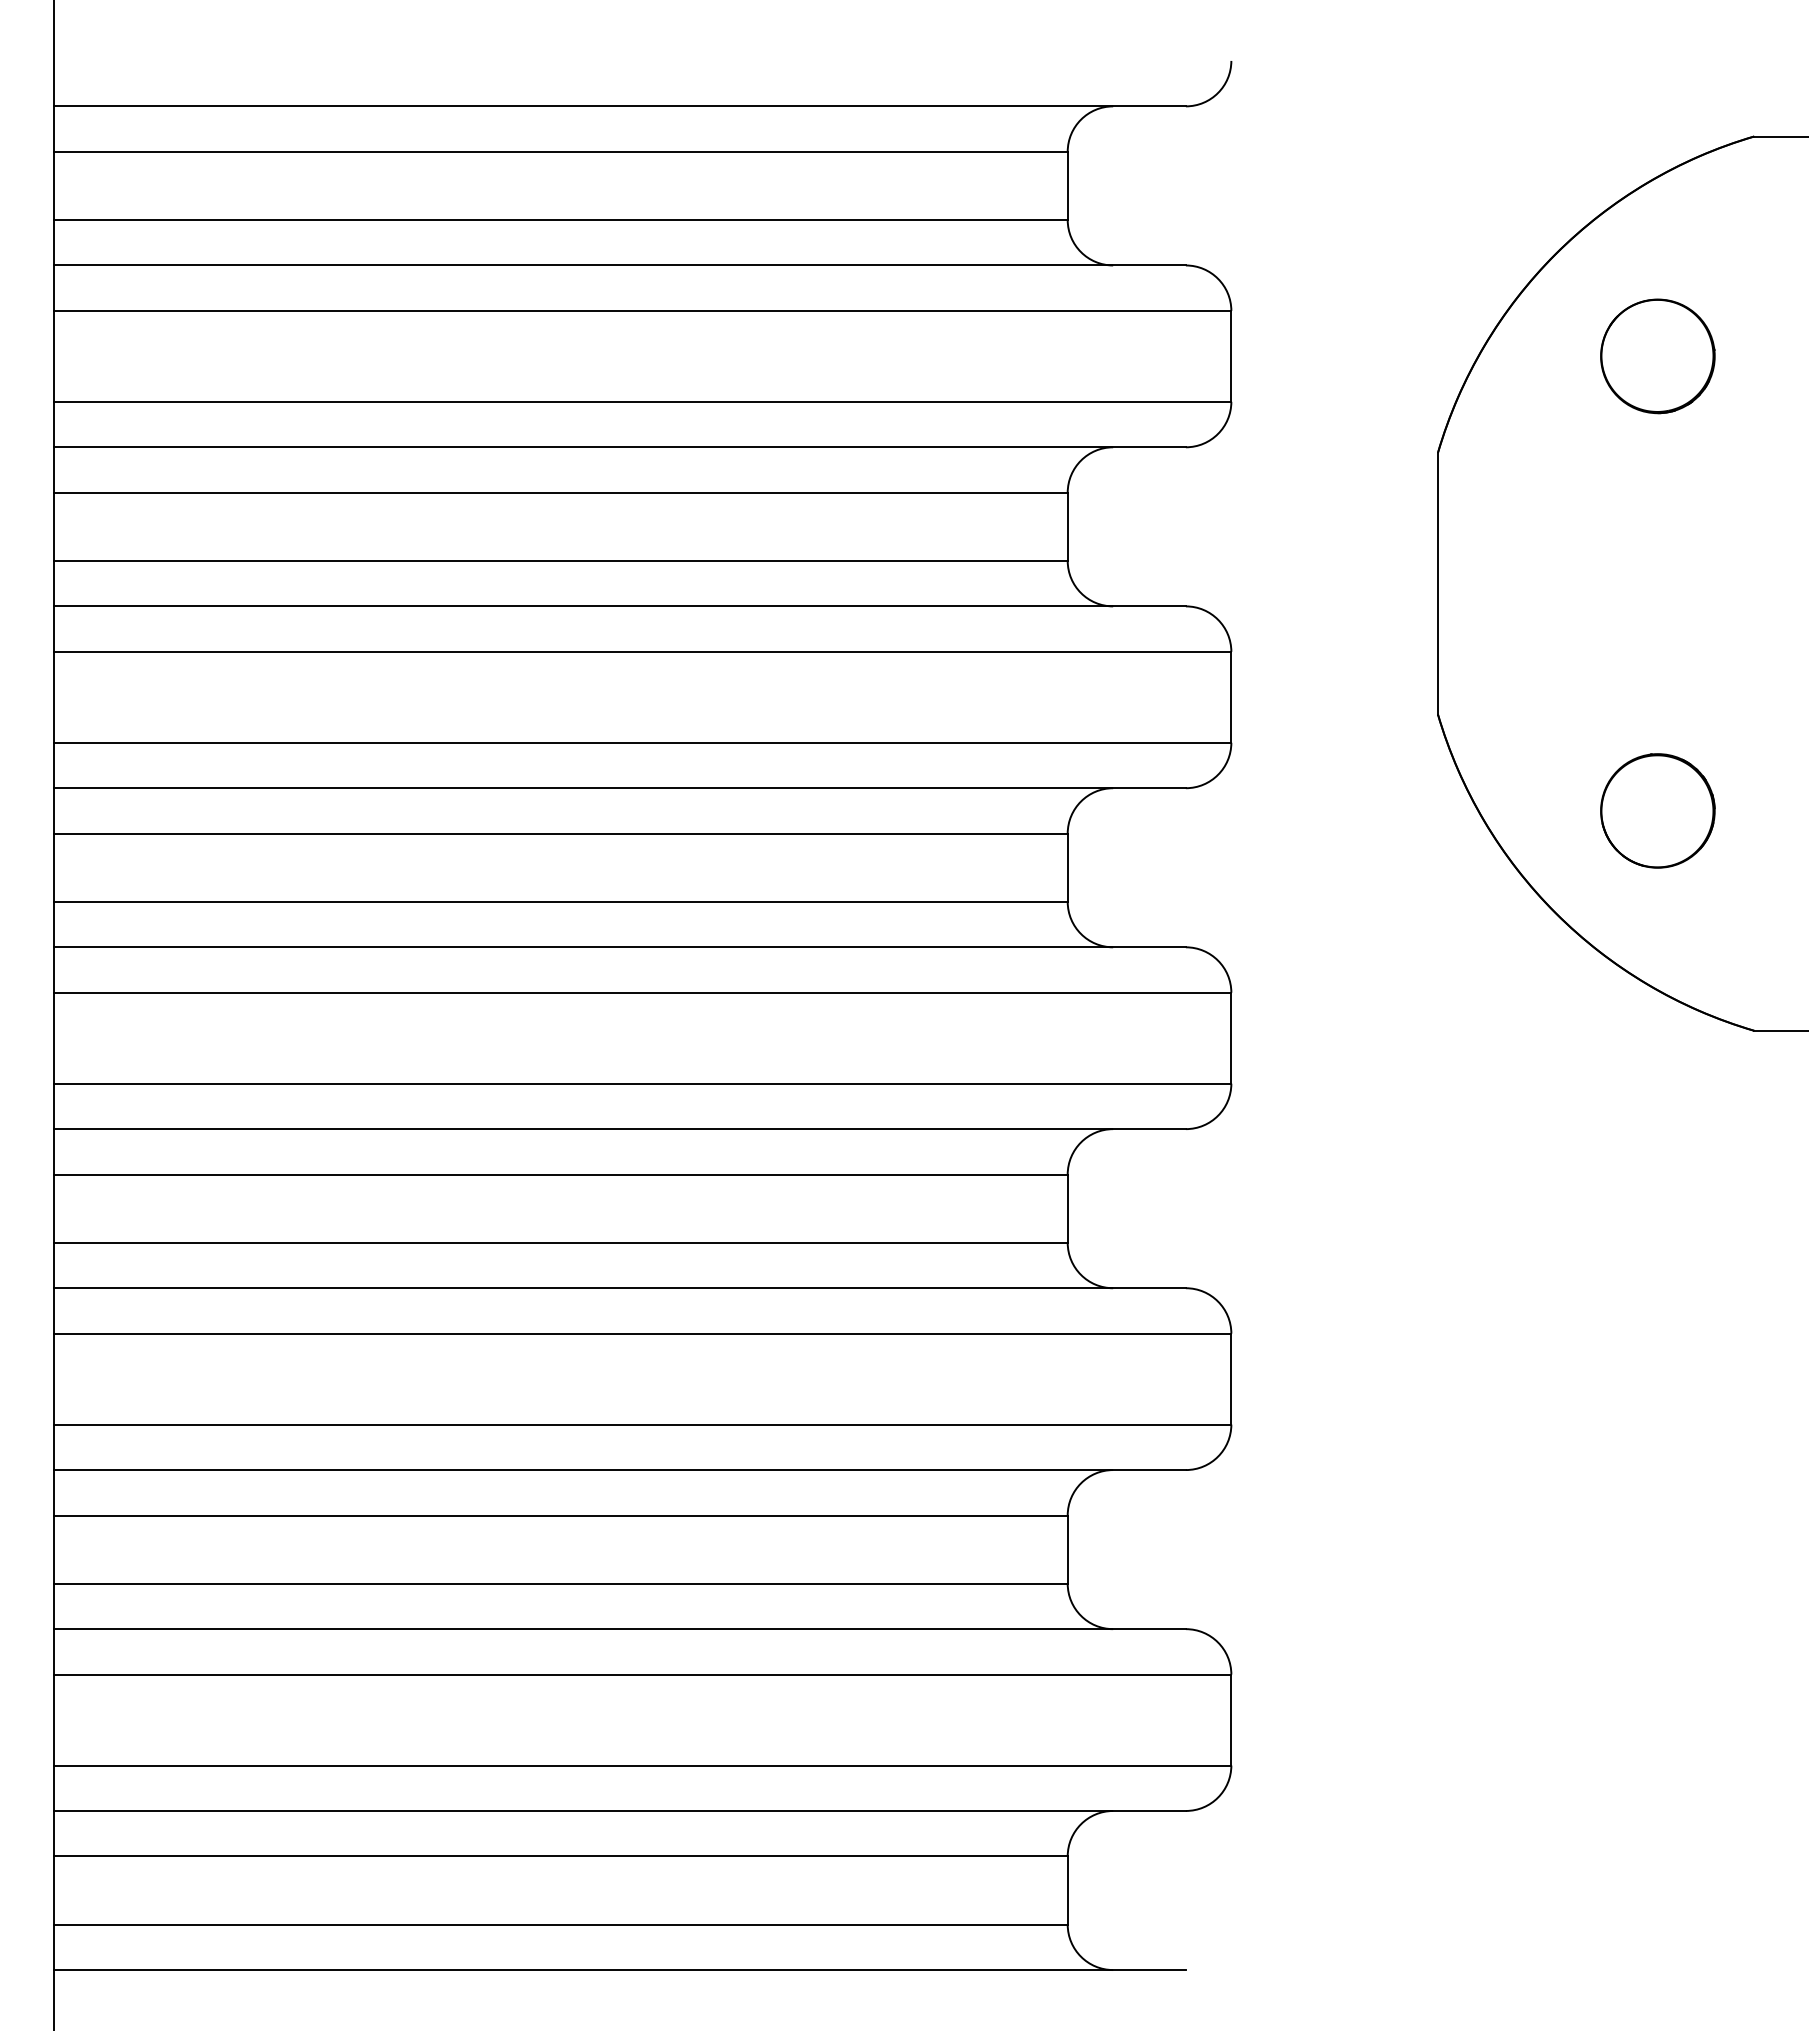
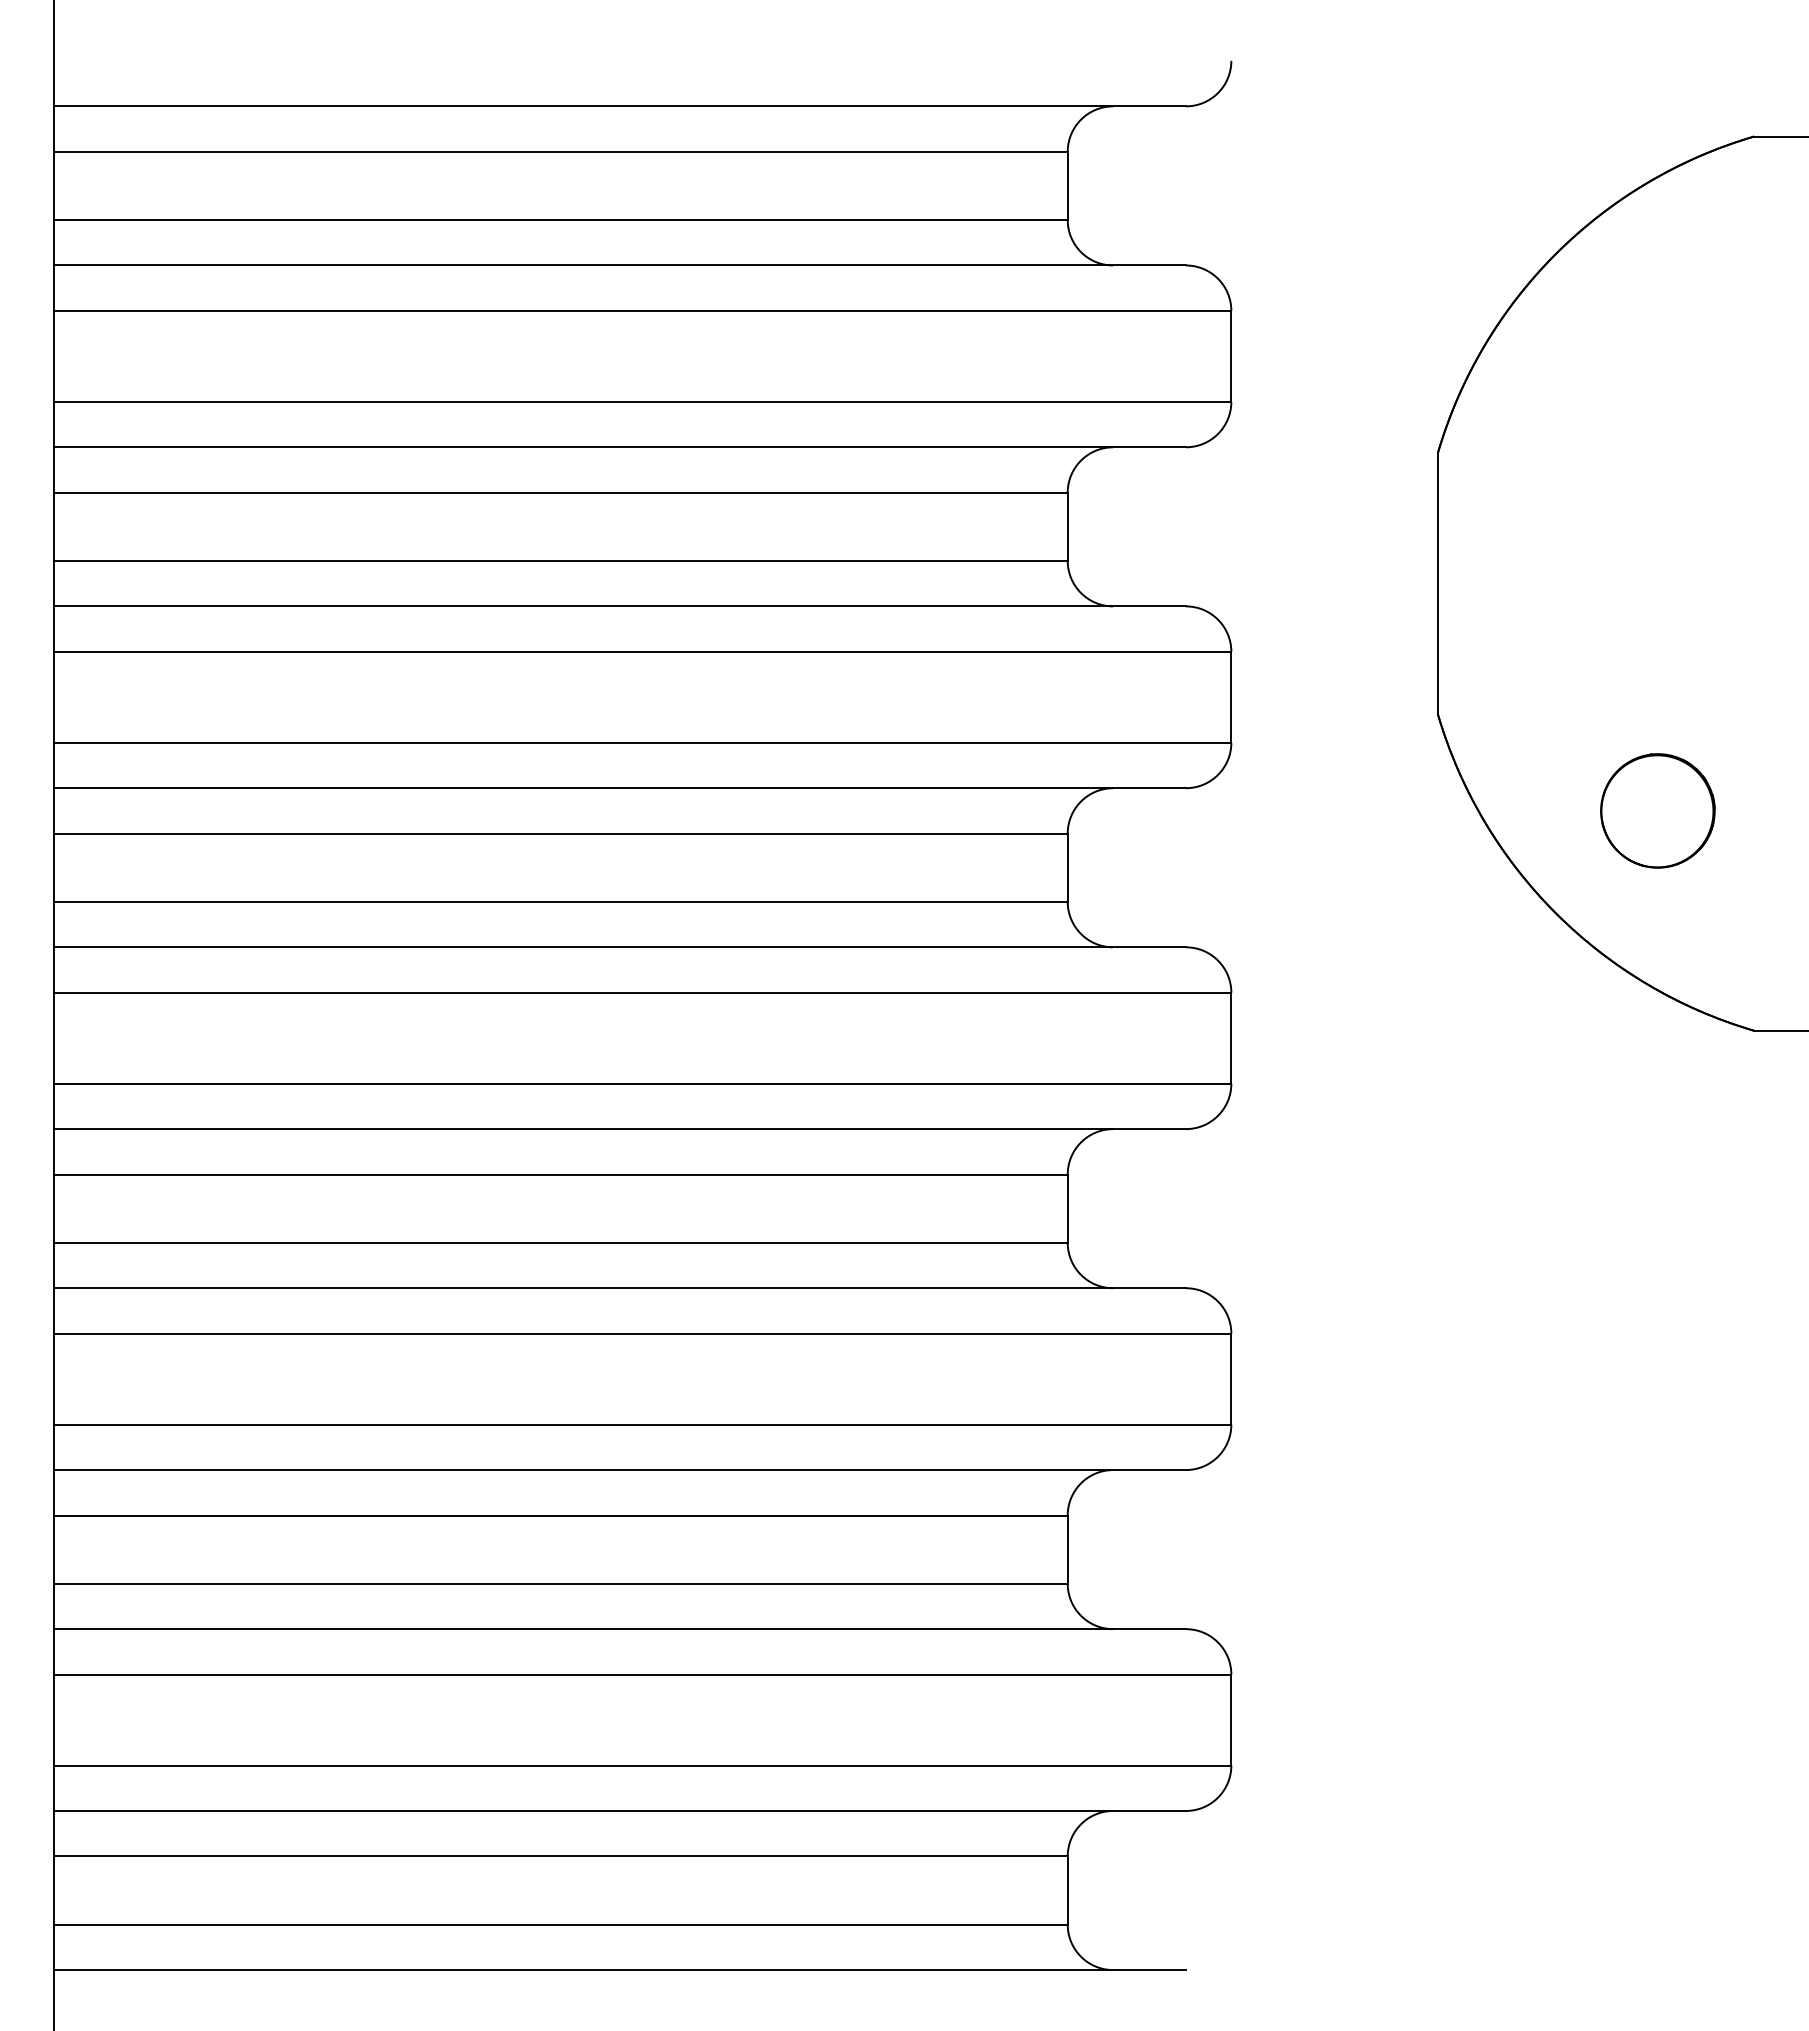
part: present -> none (1657, 356)
